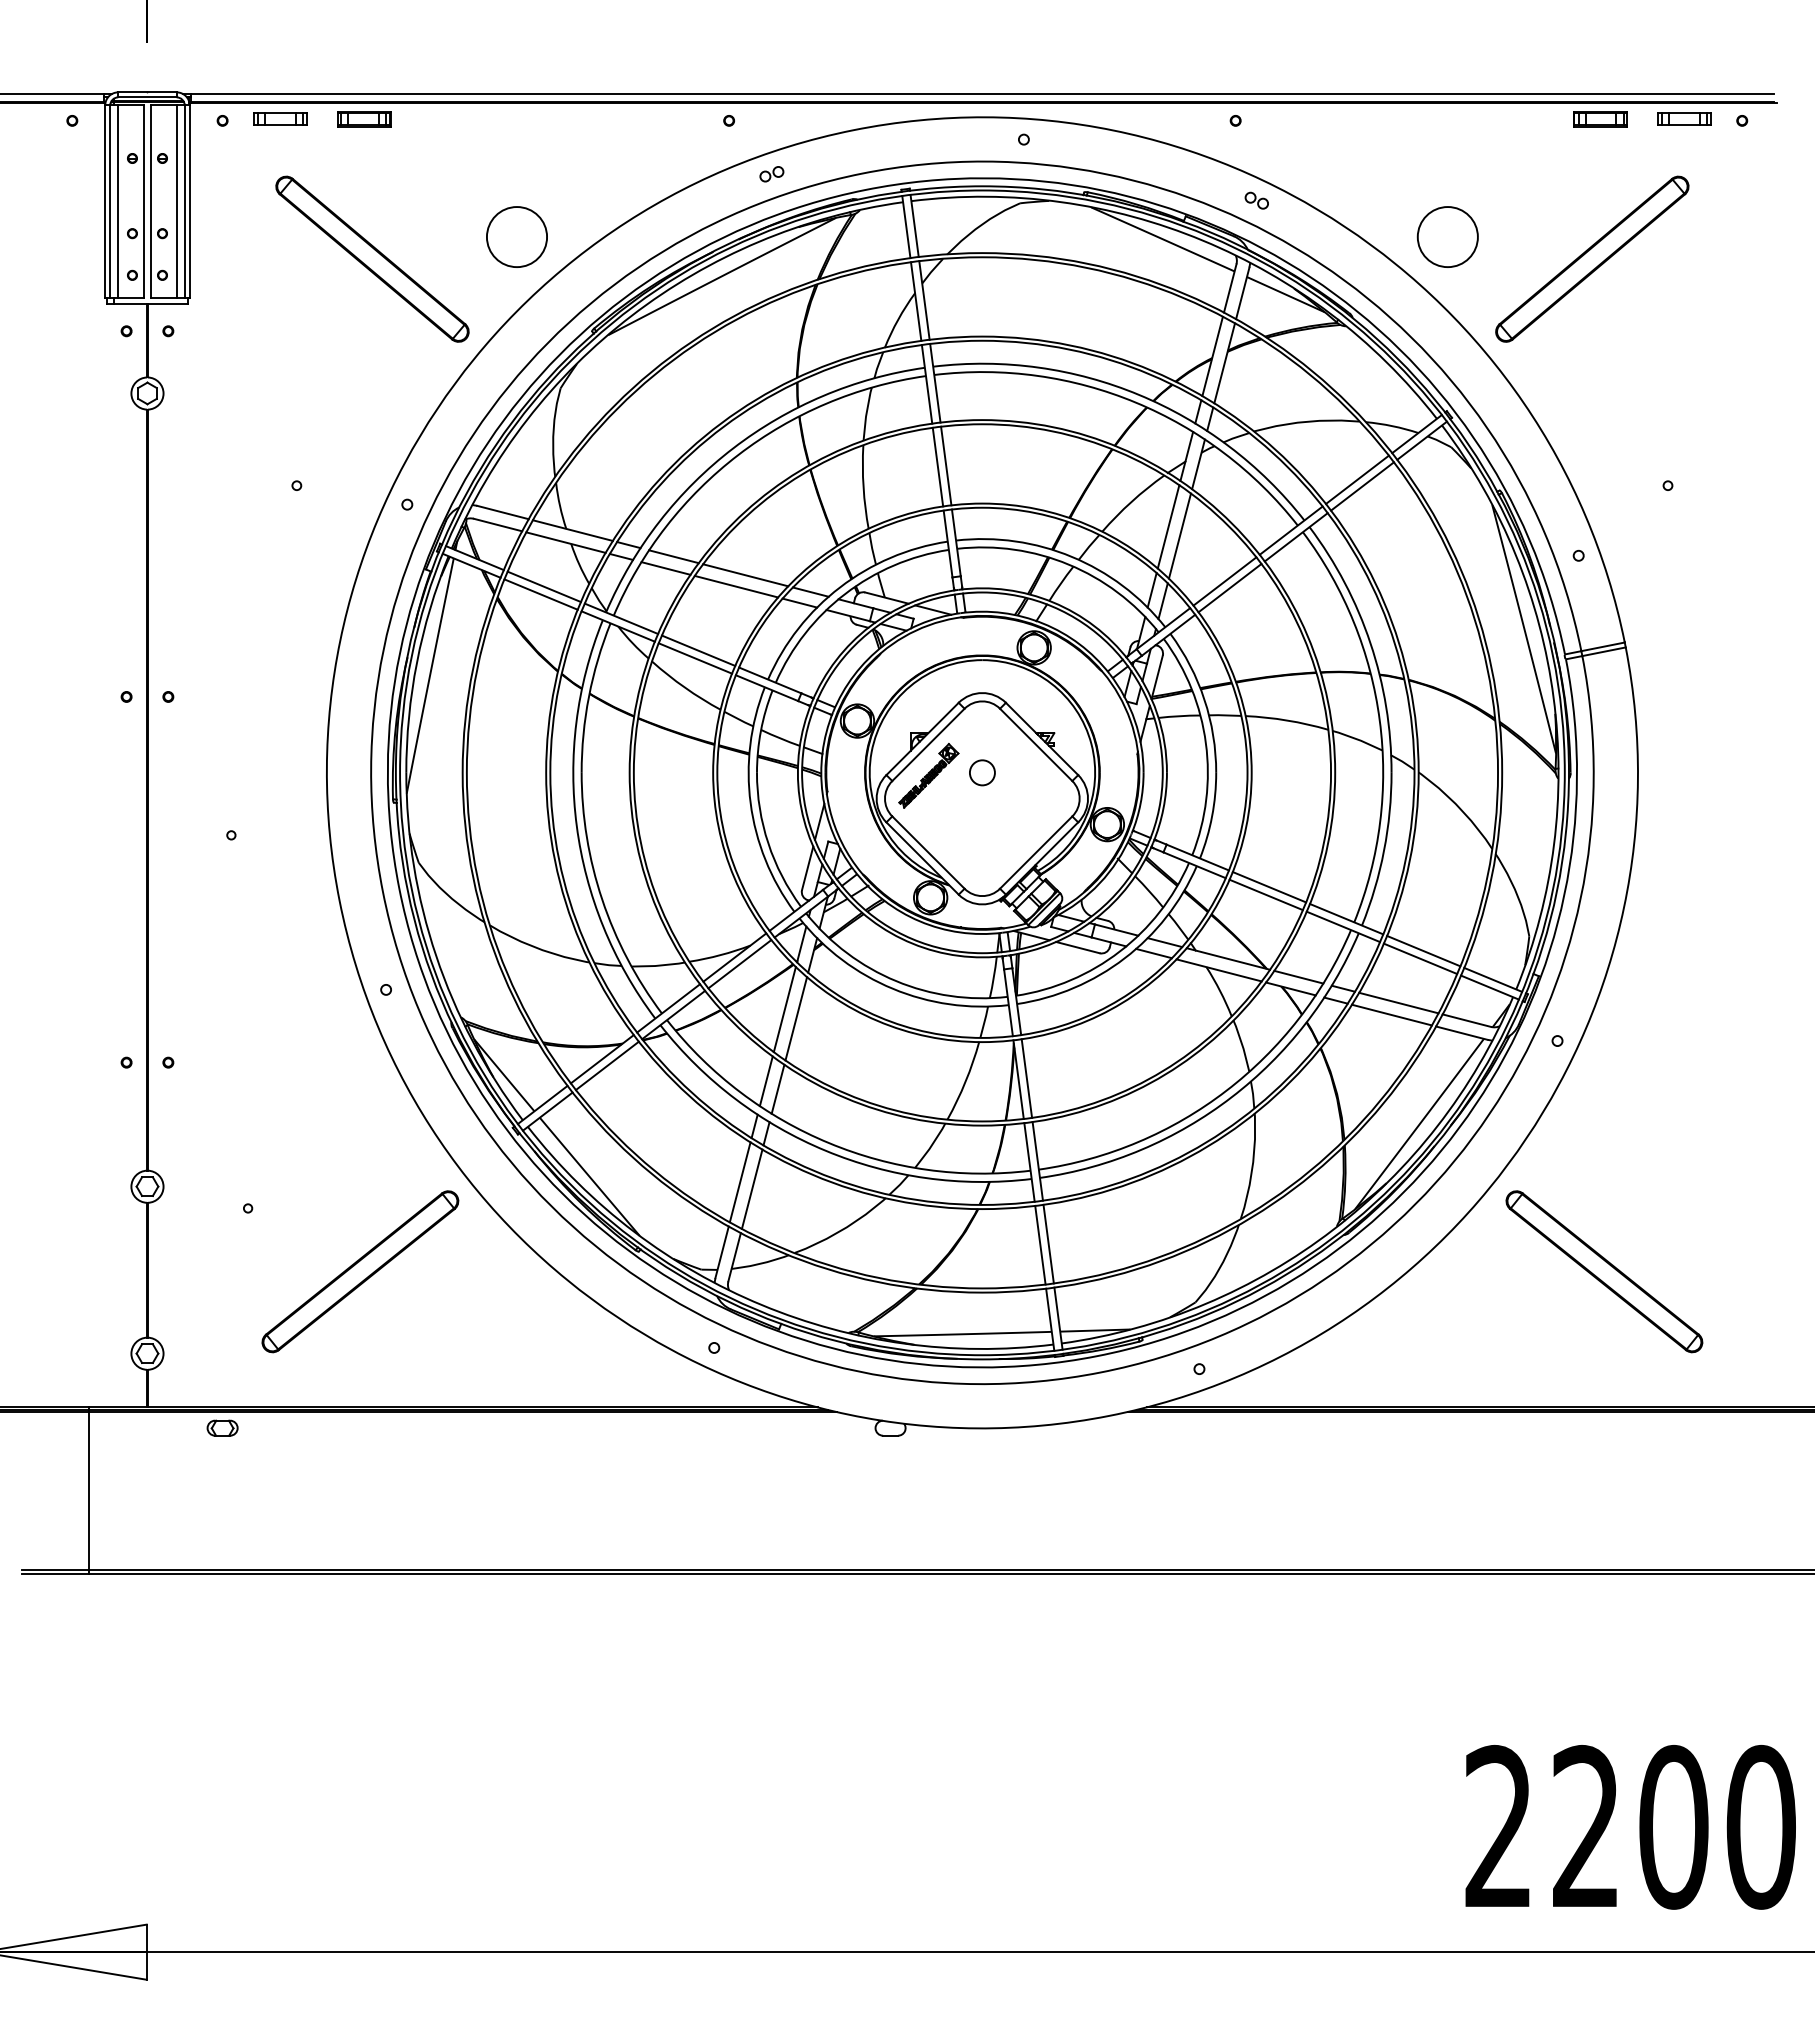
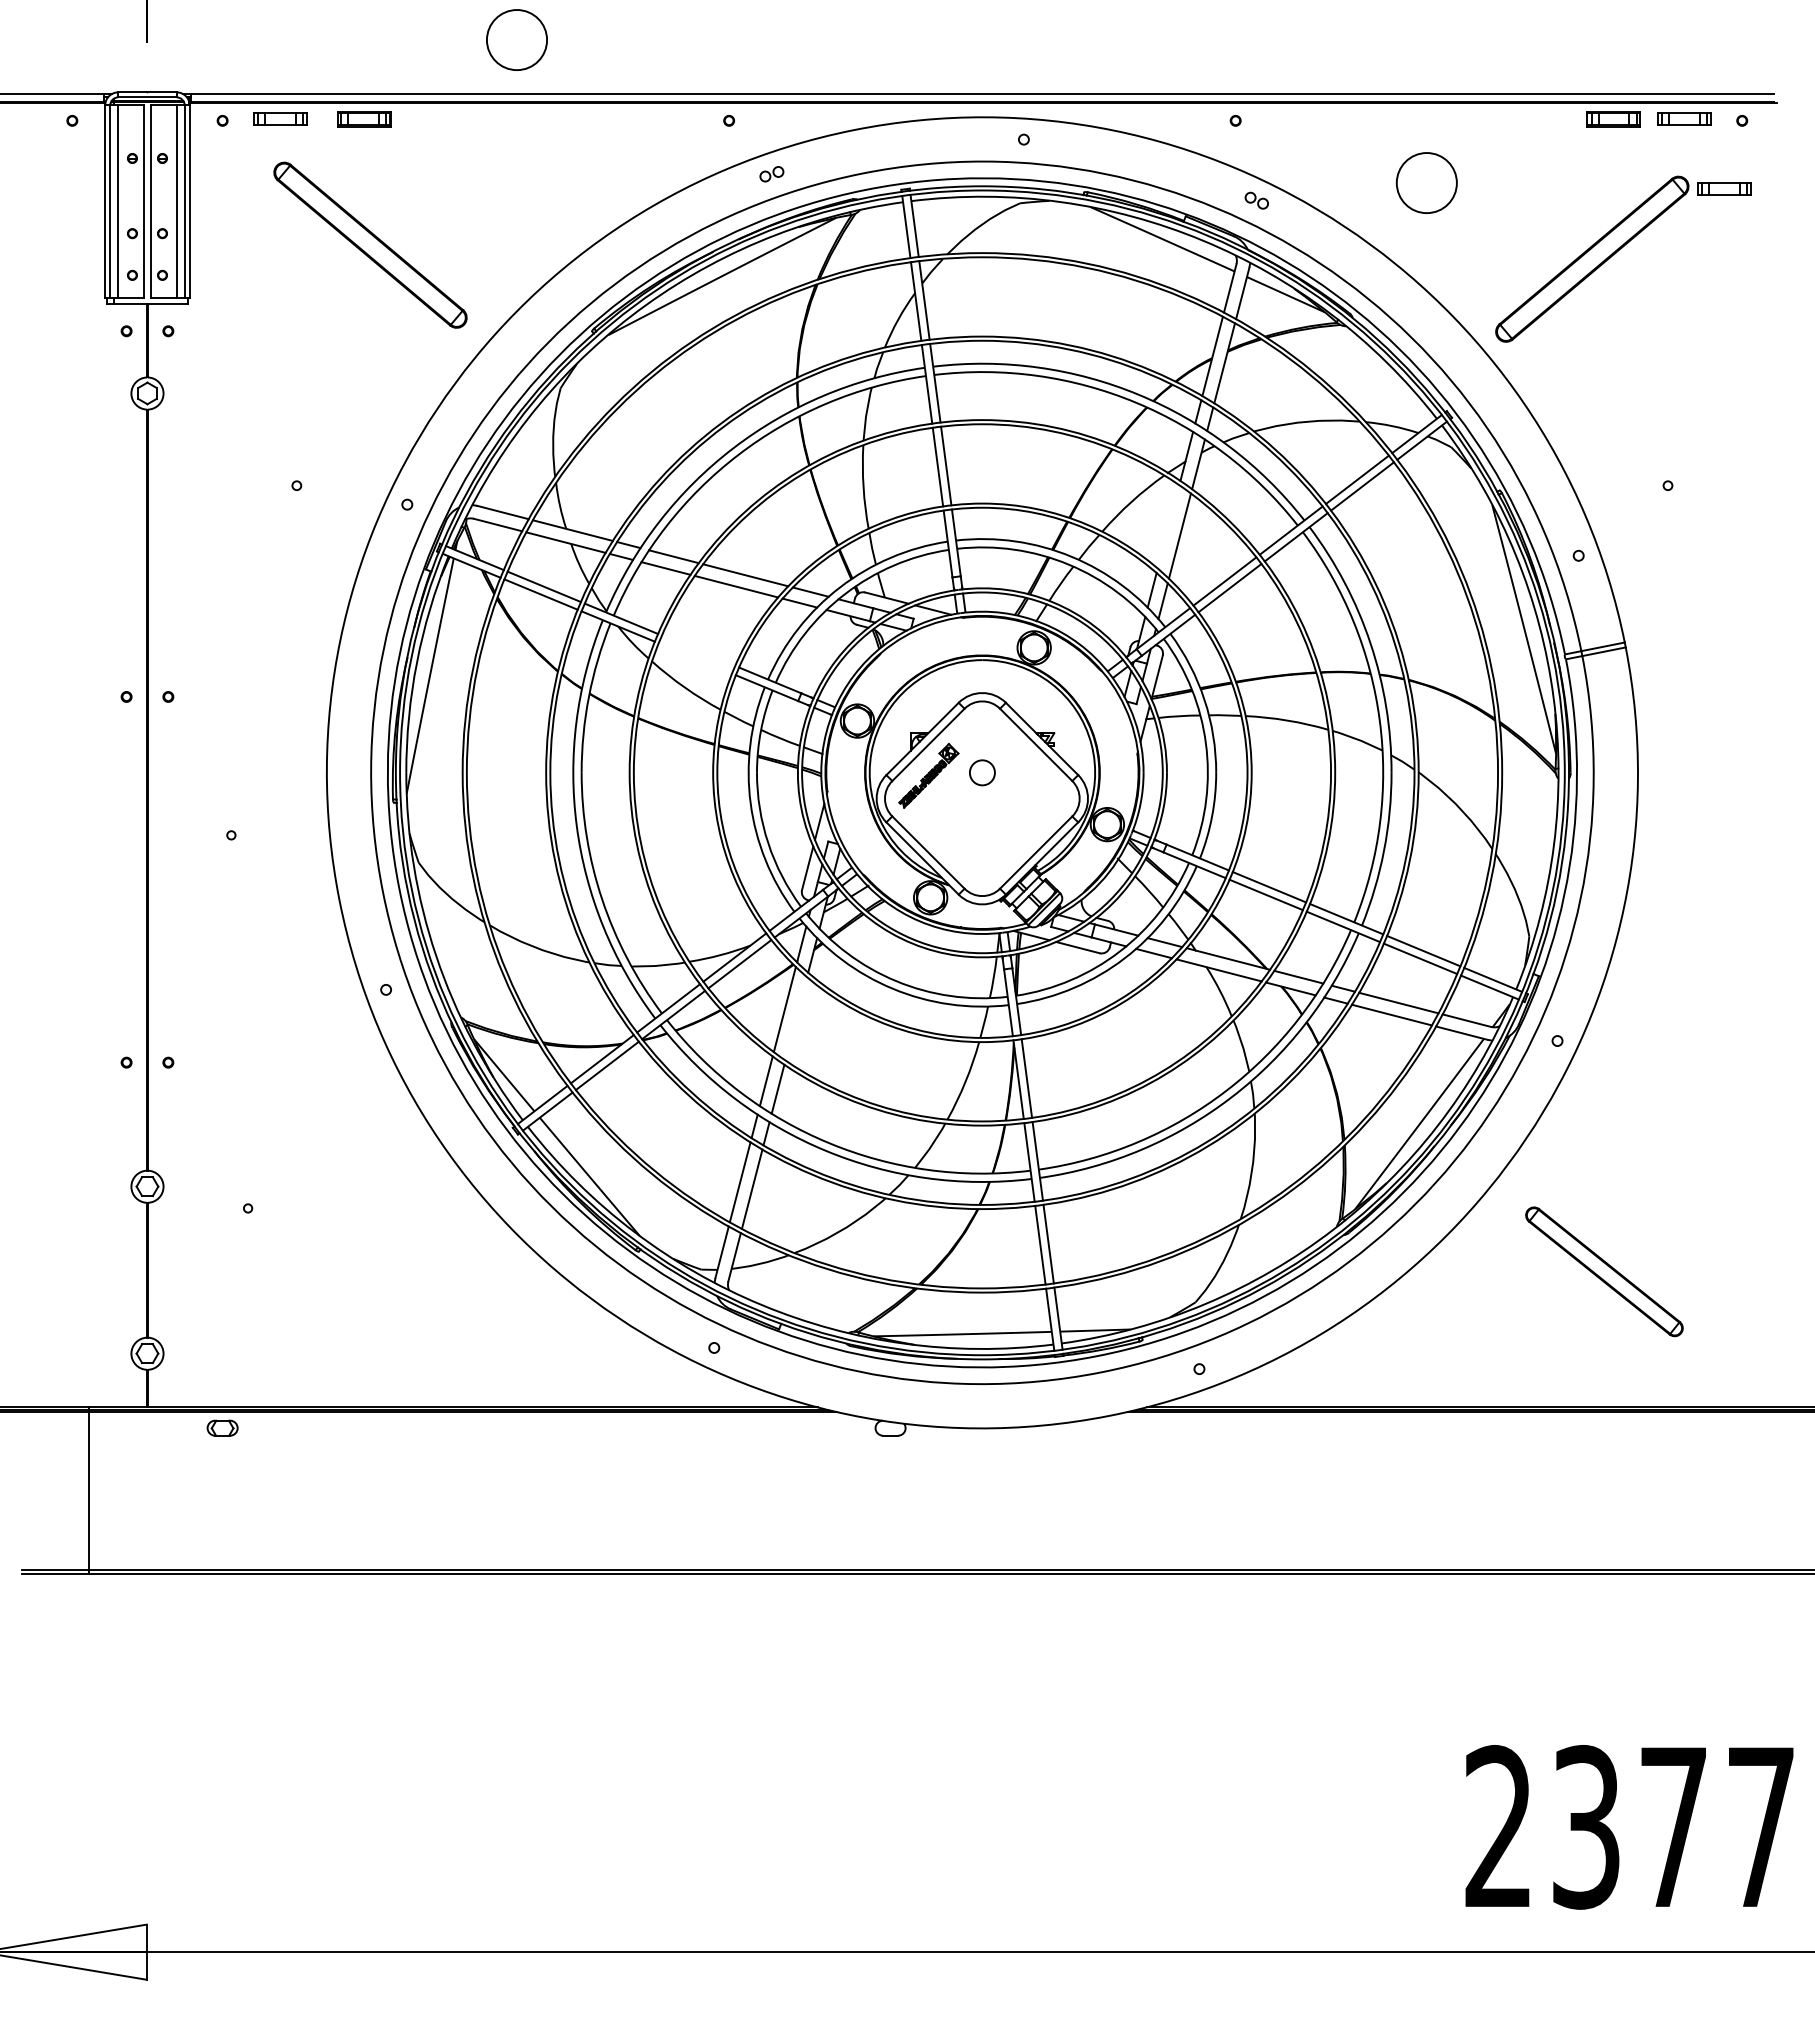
part position: (1600, 119) -> (1613, 119) (1613, 119)
part: none -> present (1724, 188)
circle position: (516, 236) -> (516, 39) (516, 39)
circle position: (1447, 236) -> (1426, 182) (1426, 182)
part position: (372, 258) -> (370, 244) (370, 244)
line: present -> none (1168, 526)
line: present -> none (698, 650)
line: present -> none (695, 658)
line: present -> none (796, 1018)
part: present -> none (360, 1271)
part size: 199x164 px -> 159x132 px (1604, 1271)
text: 2200 -> 2377 (1674, 1826)
